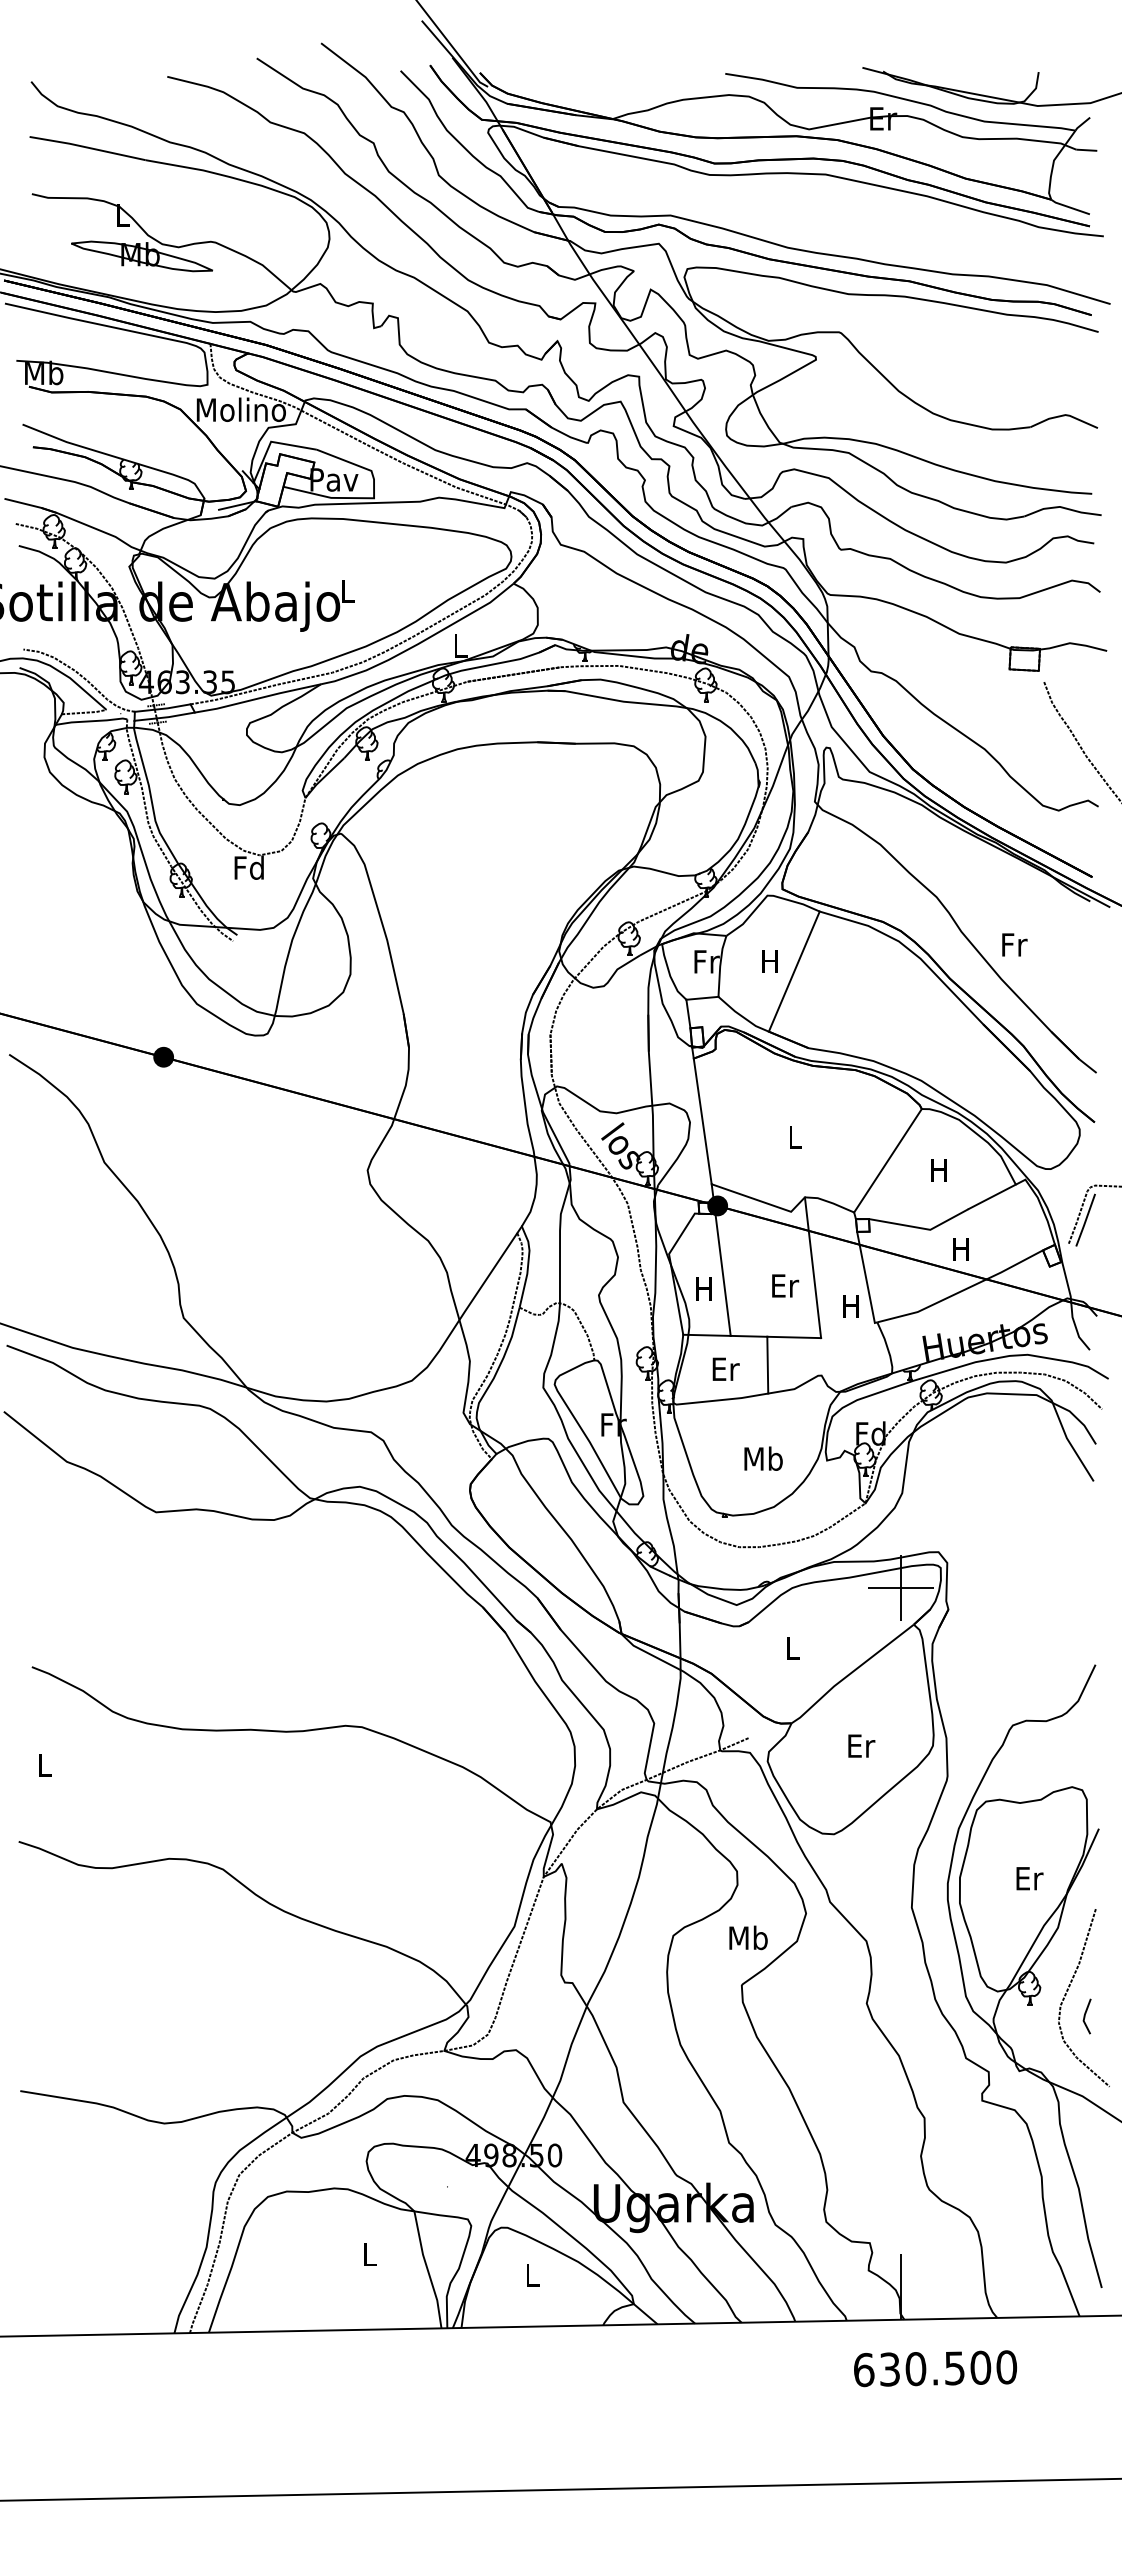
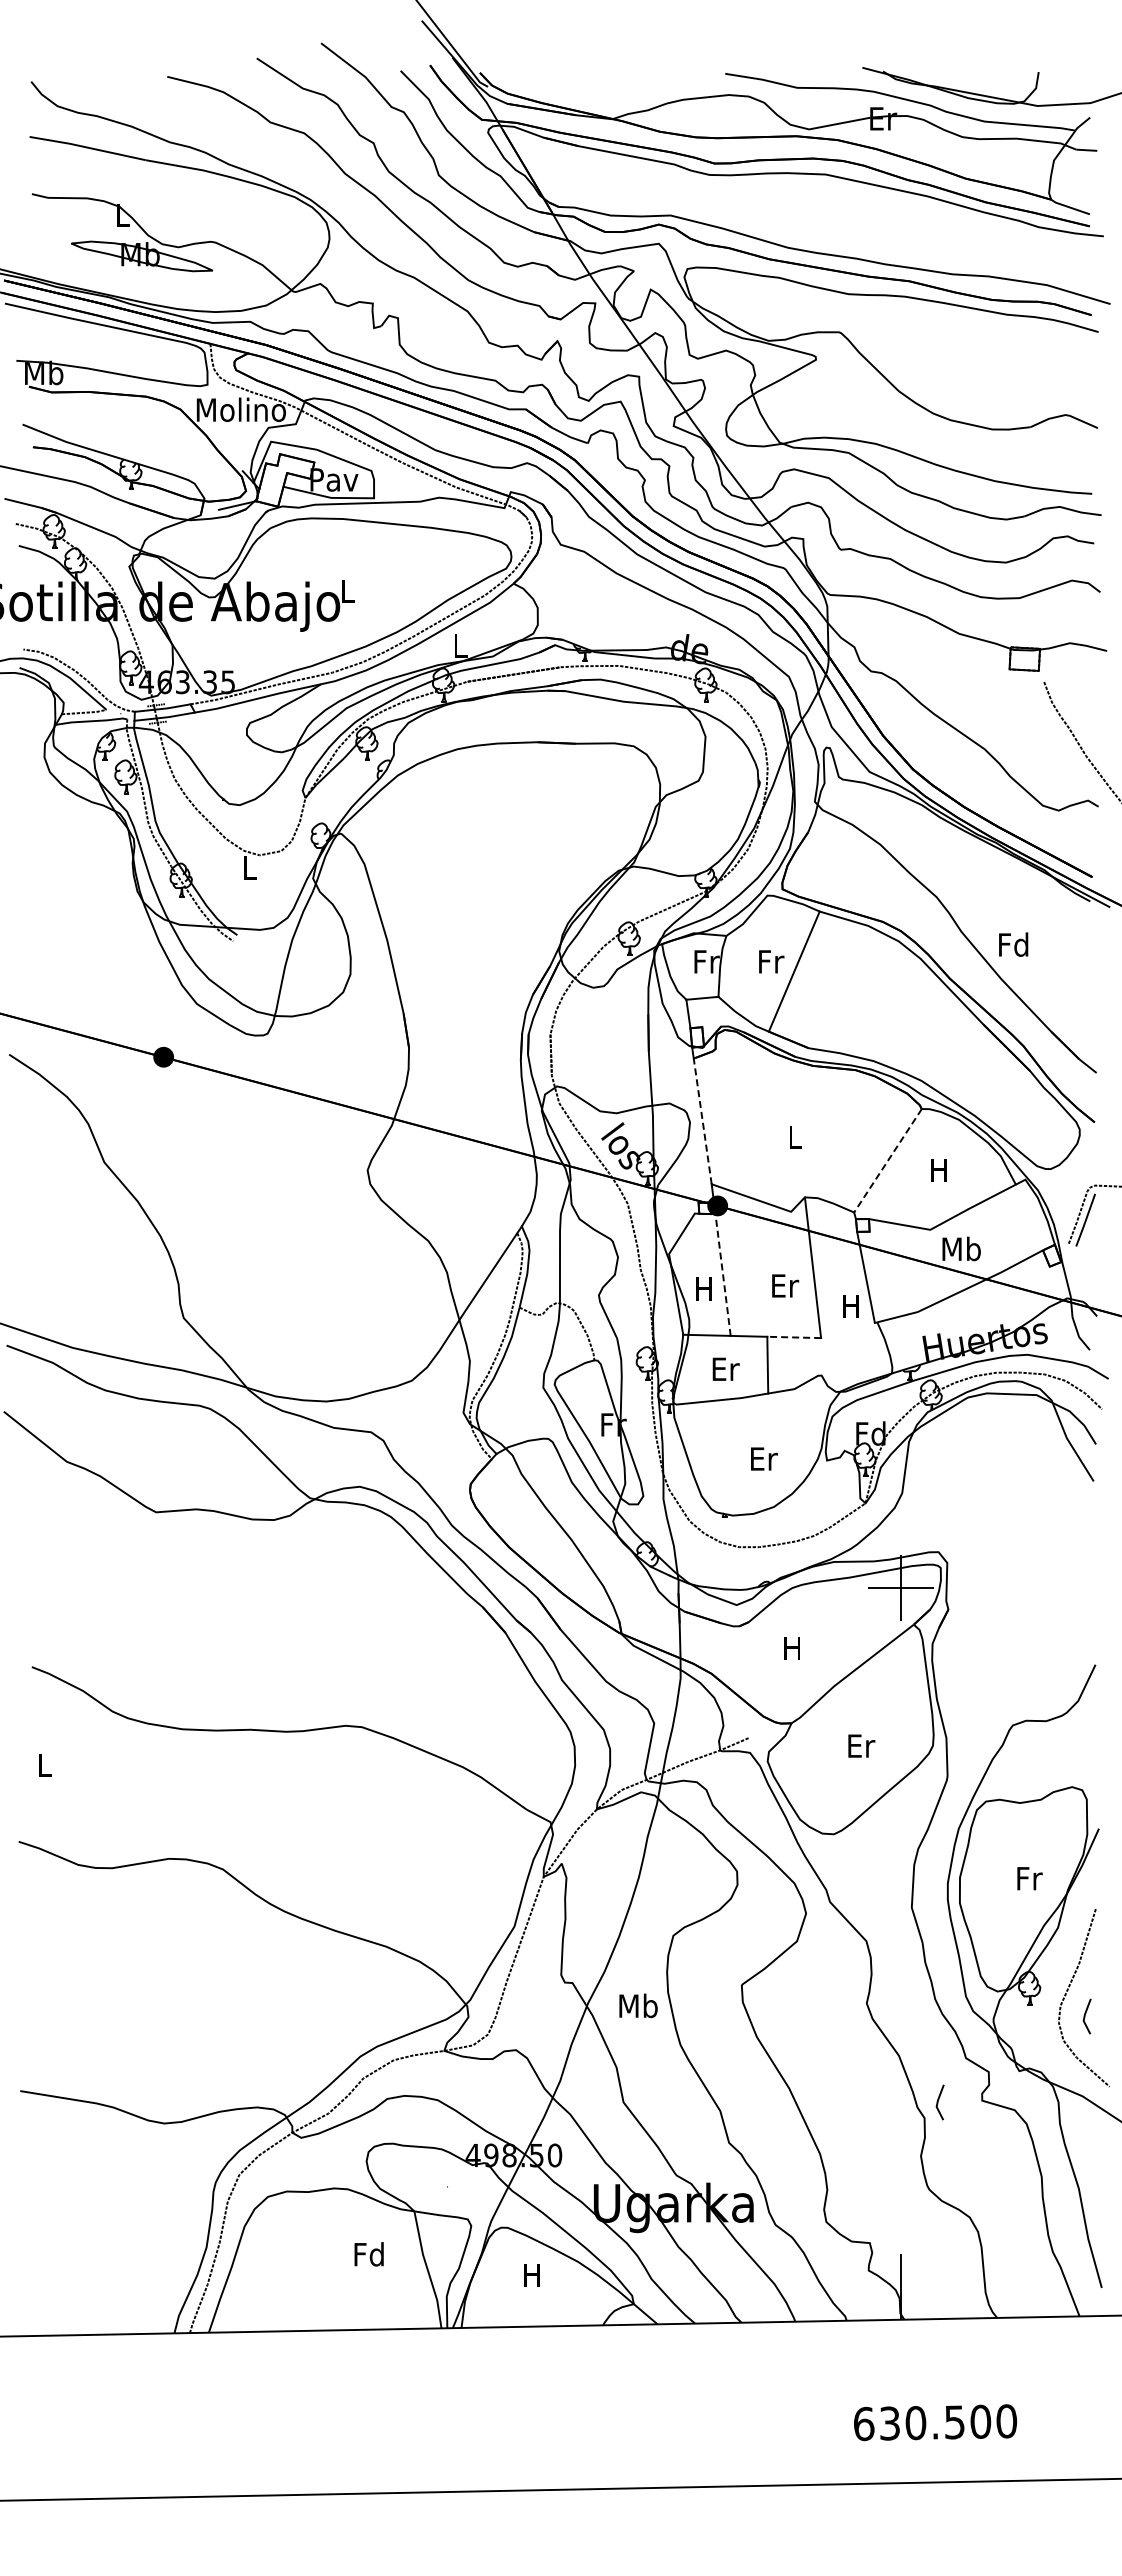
text: Fd -> L (248, 867)
text: Fr -> Fd (1013, 944)
text: H -> Fr (771, 961)
line: solid -> dashed (702, 1120)
line: solid -> dashed (888, 1160)
text: H -> Mb (961, 1248)
line: solid -> dashed (723, 1274)
line: solid -> dashed (794, 1337)
text: Mb -> Er (763, 1458)
text: L -> H (791, 1648)
text: Er -> Fr (1029, 1878)
text position: (748, 1937) -> (638, 2005) (638, 2005)
line: none -> present (938, 2102)
text: L -> Fd (368, 2254)
text: L -> H (531, 2275)
text position: (935, 2368) -> (935, 2422) (935, 2422)
